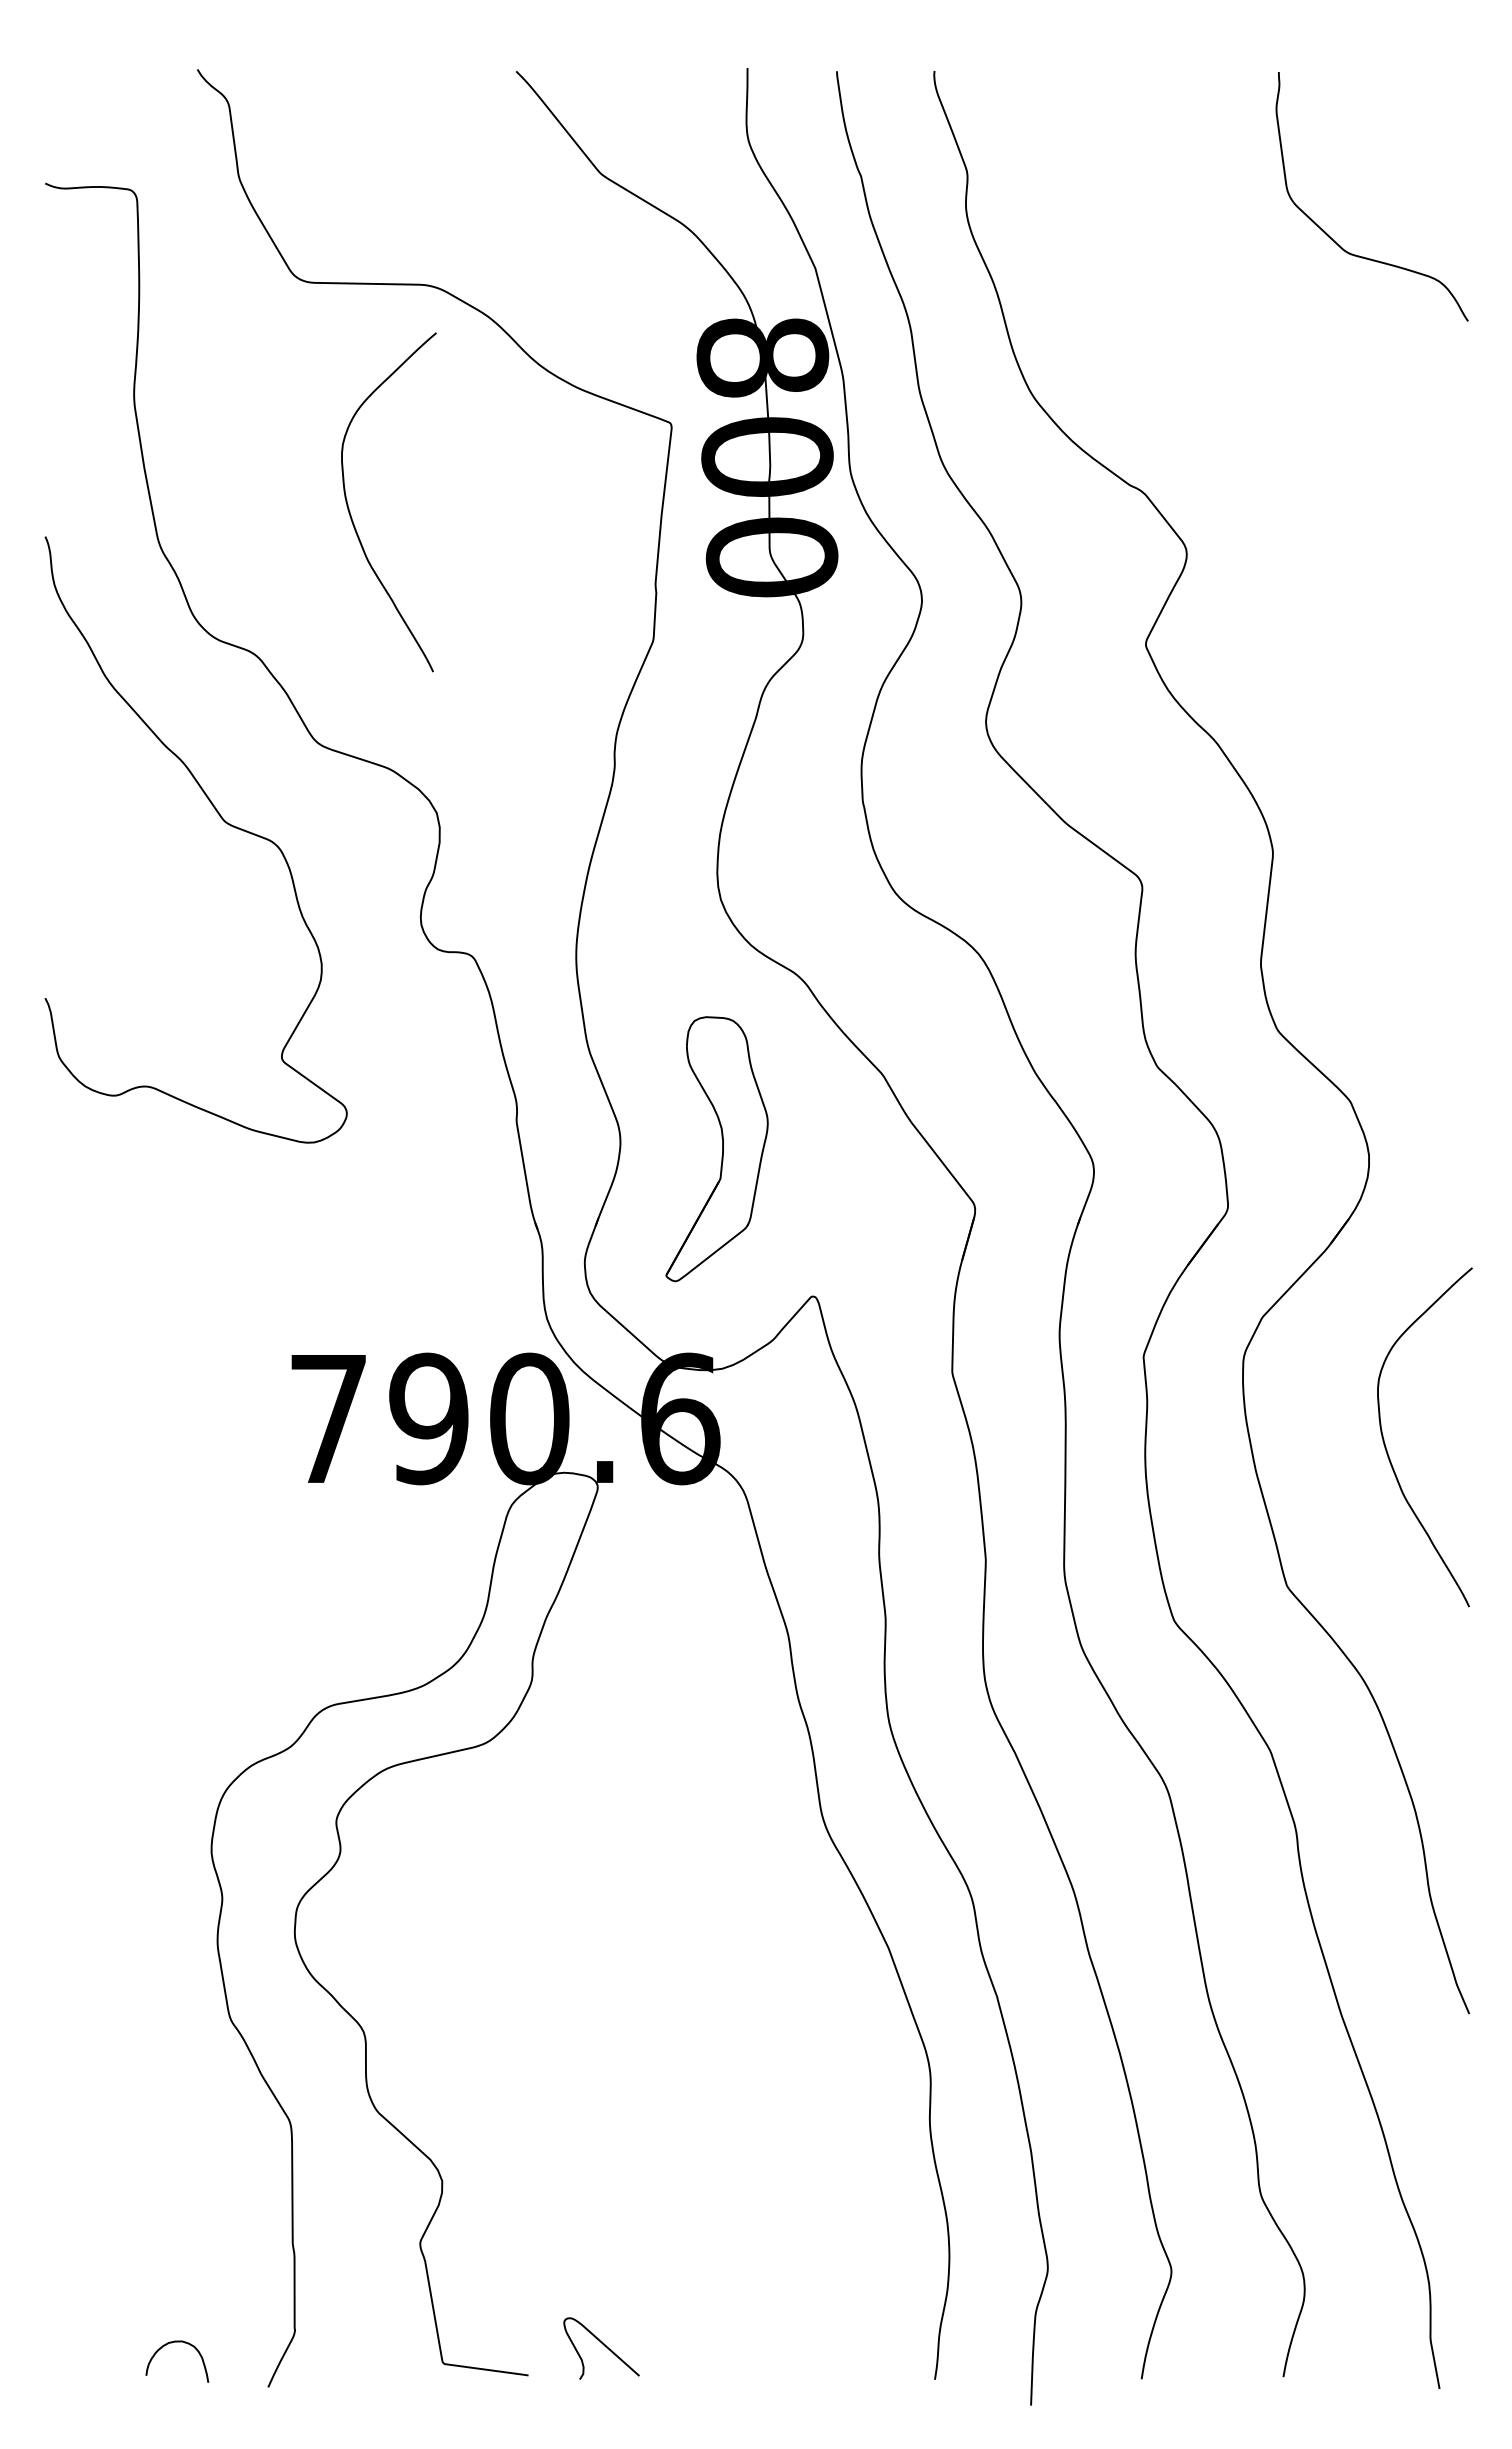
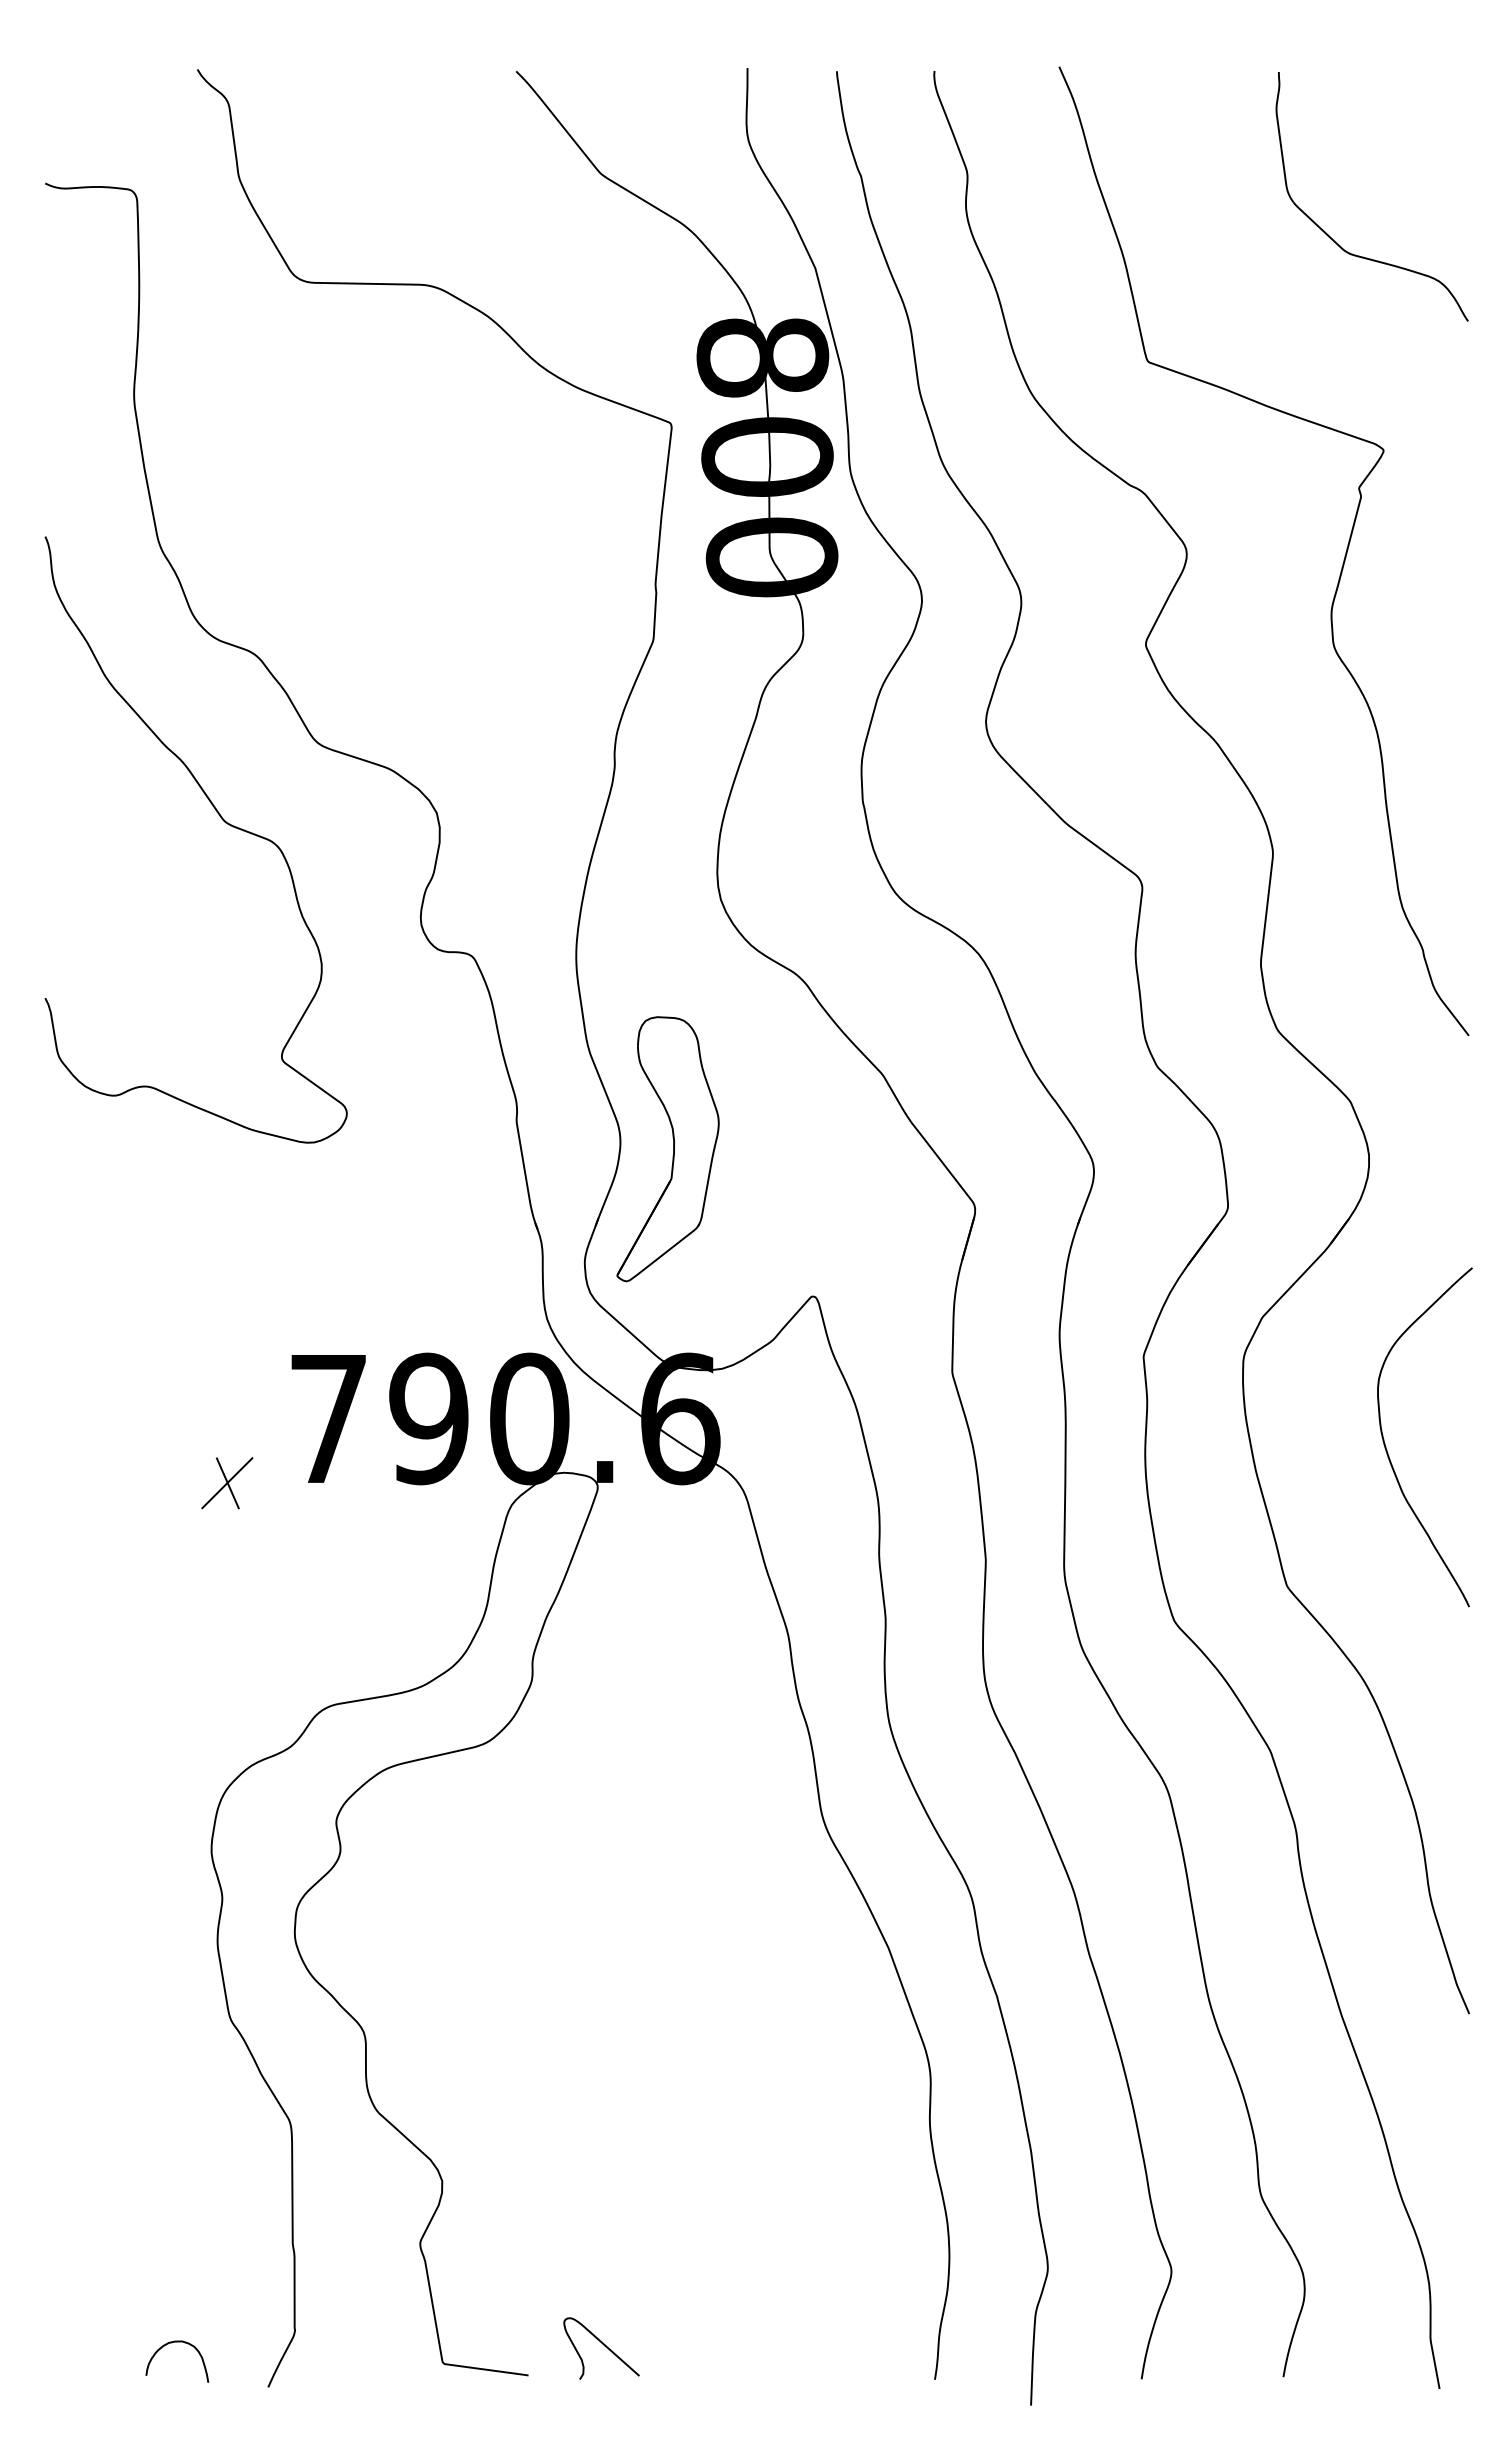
curve: present -> none (350, 511)
curve: none -> present (1340, 571)
part position: (716, 1149) -> (667, 1149) (667, 1149)
part: none -> present (227, 1483)
